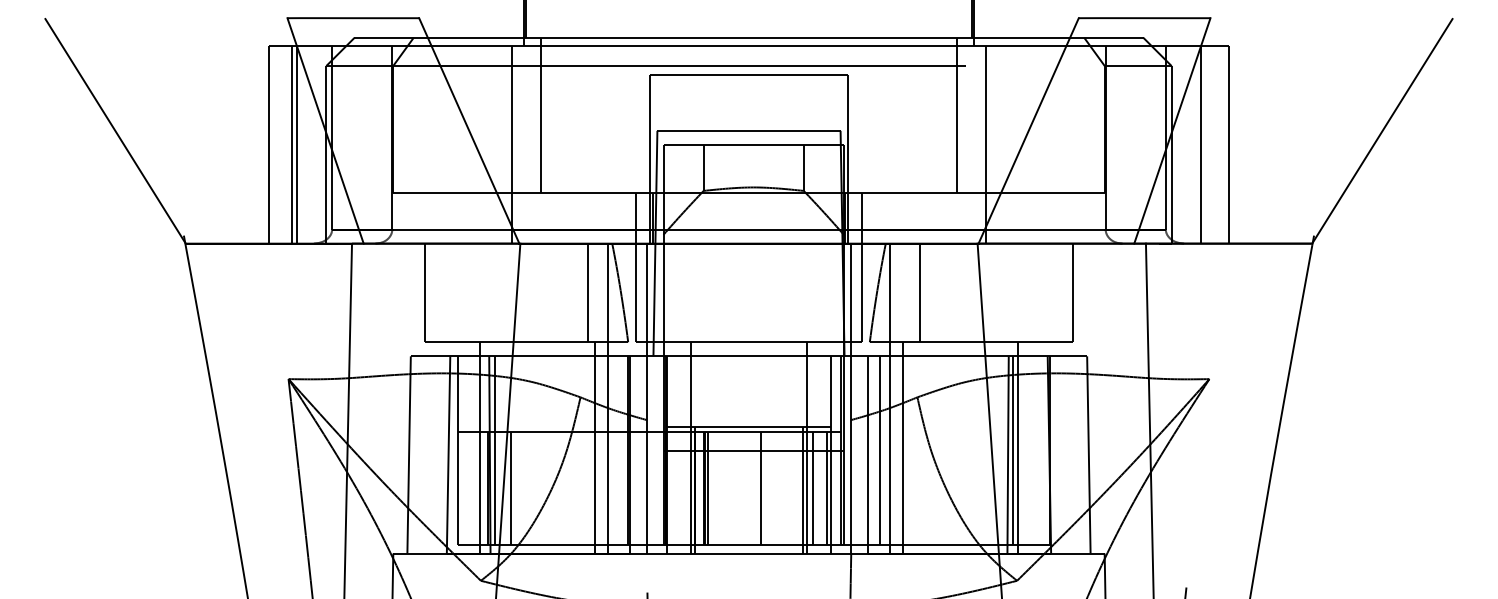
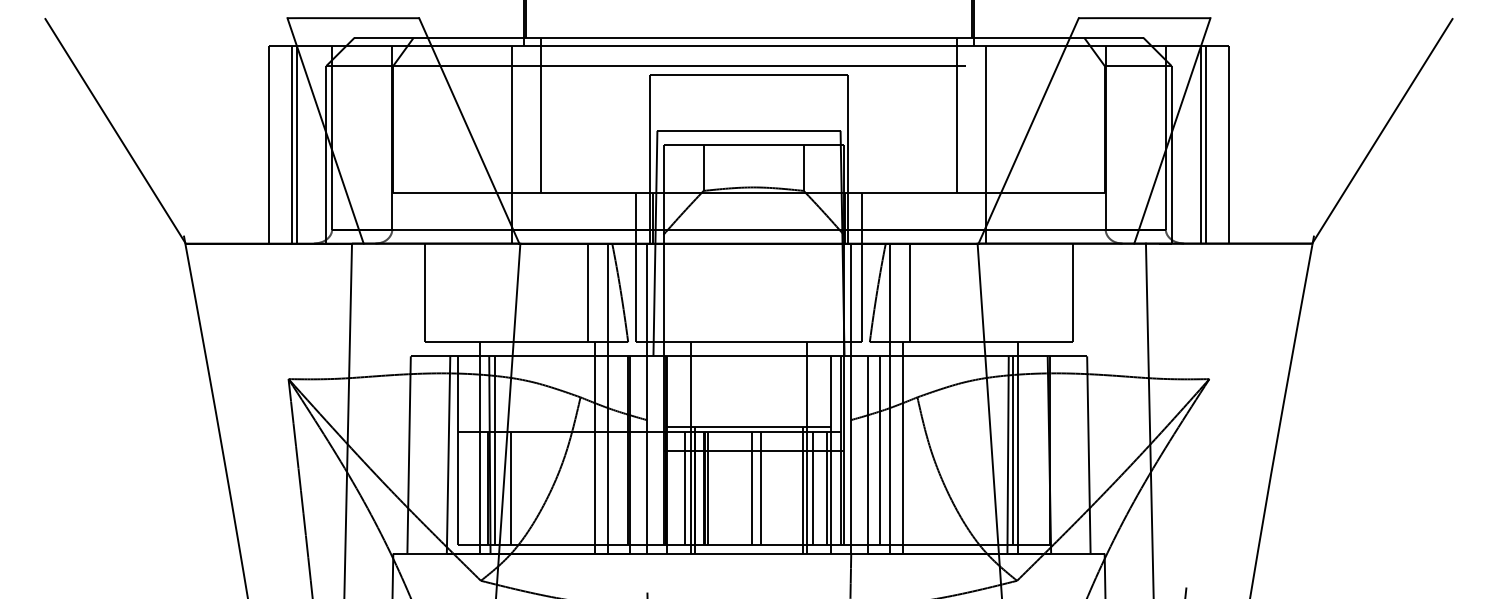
line: none -> present (1205, 144)
line position: (920, 292) -> (910, 292) (910, 292)
line: none -> present (685, 488)
line: none -> present (751, 488)
